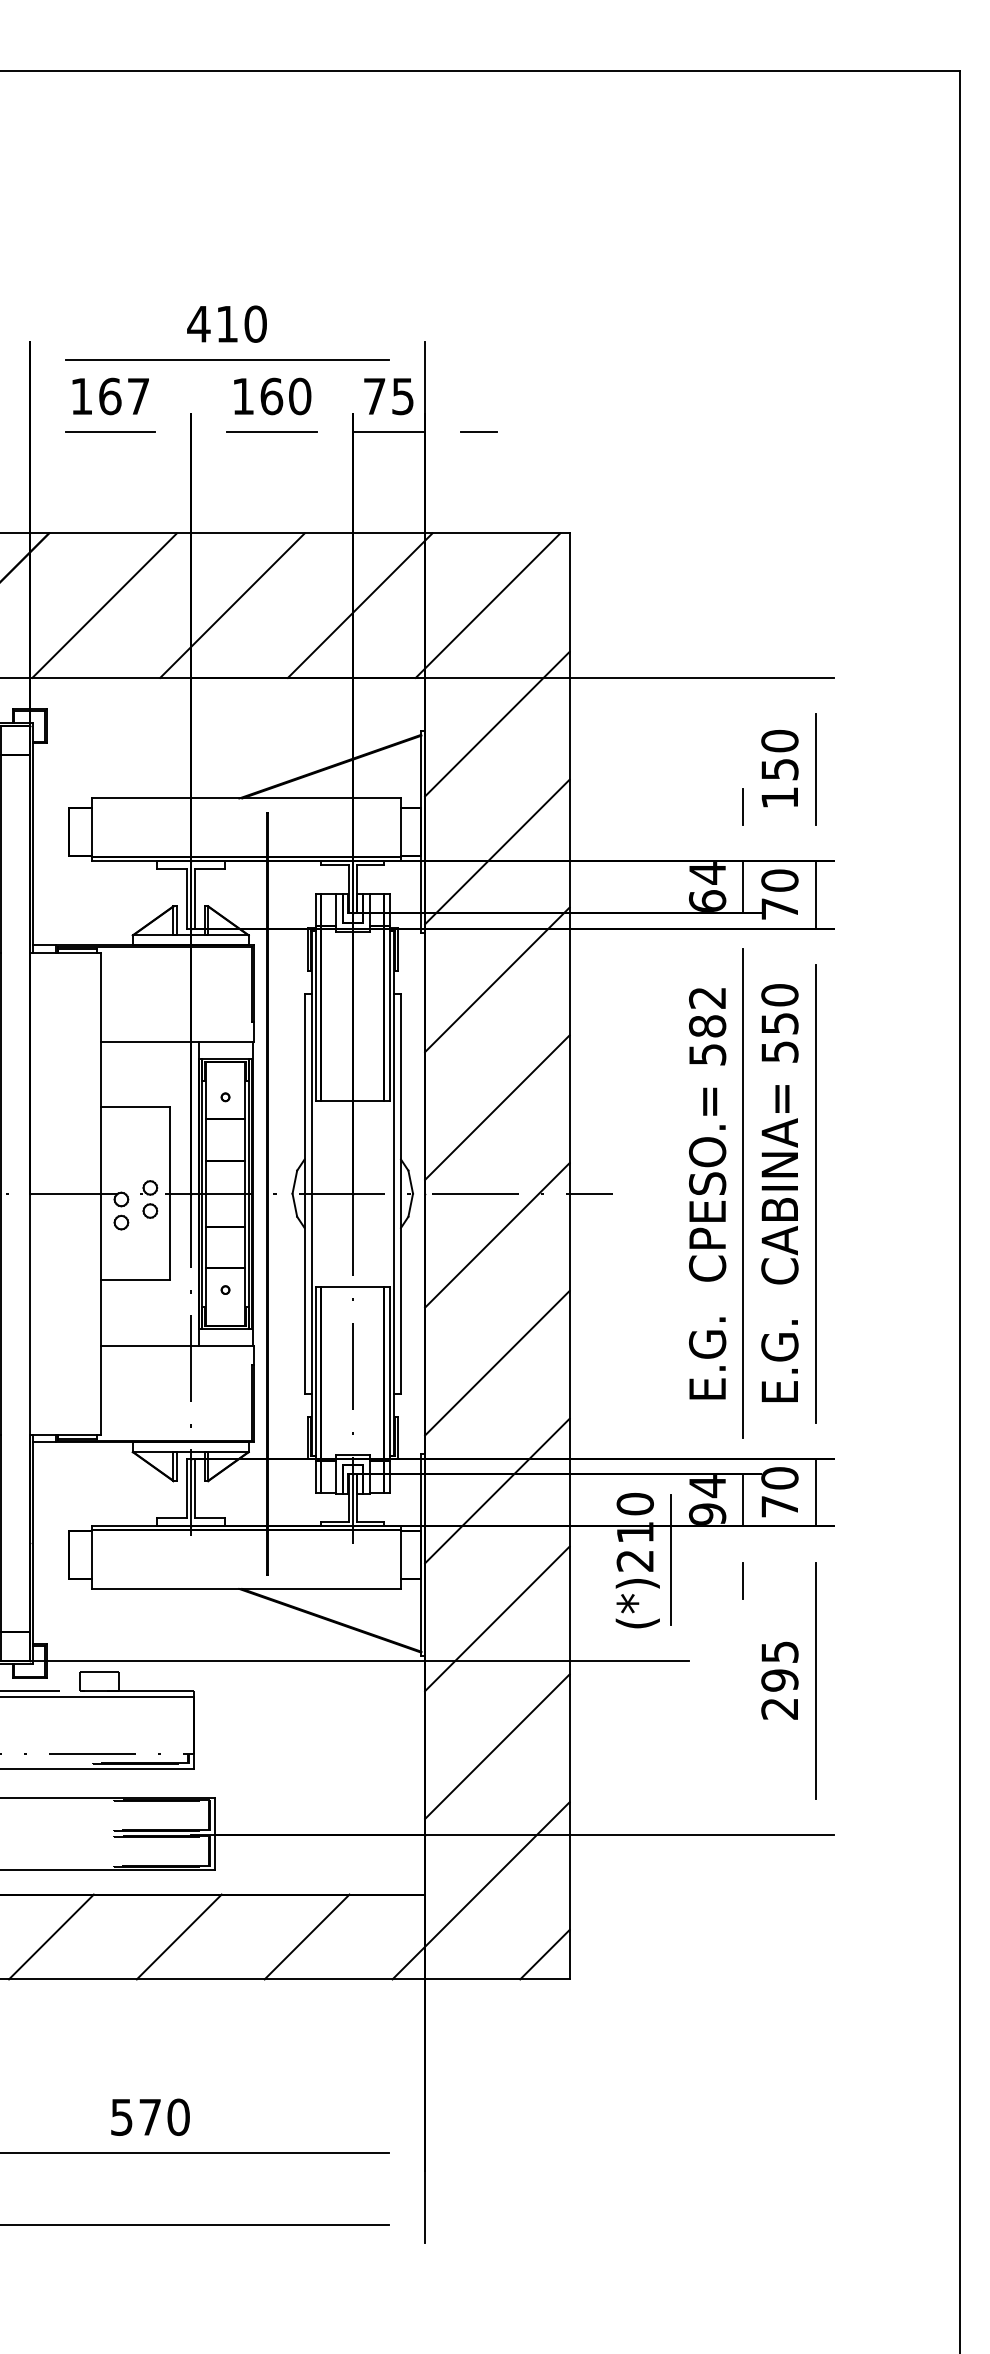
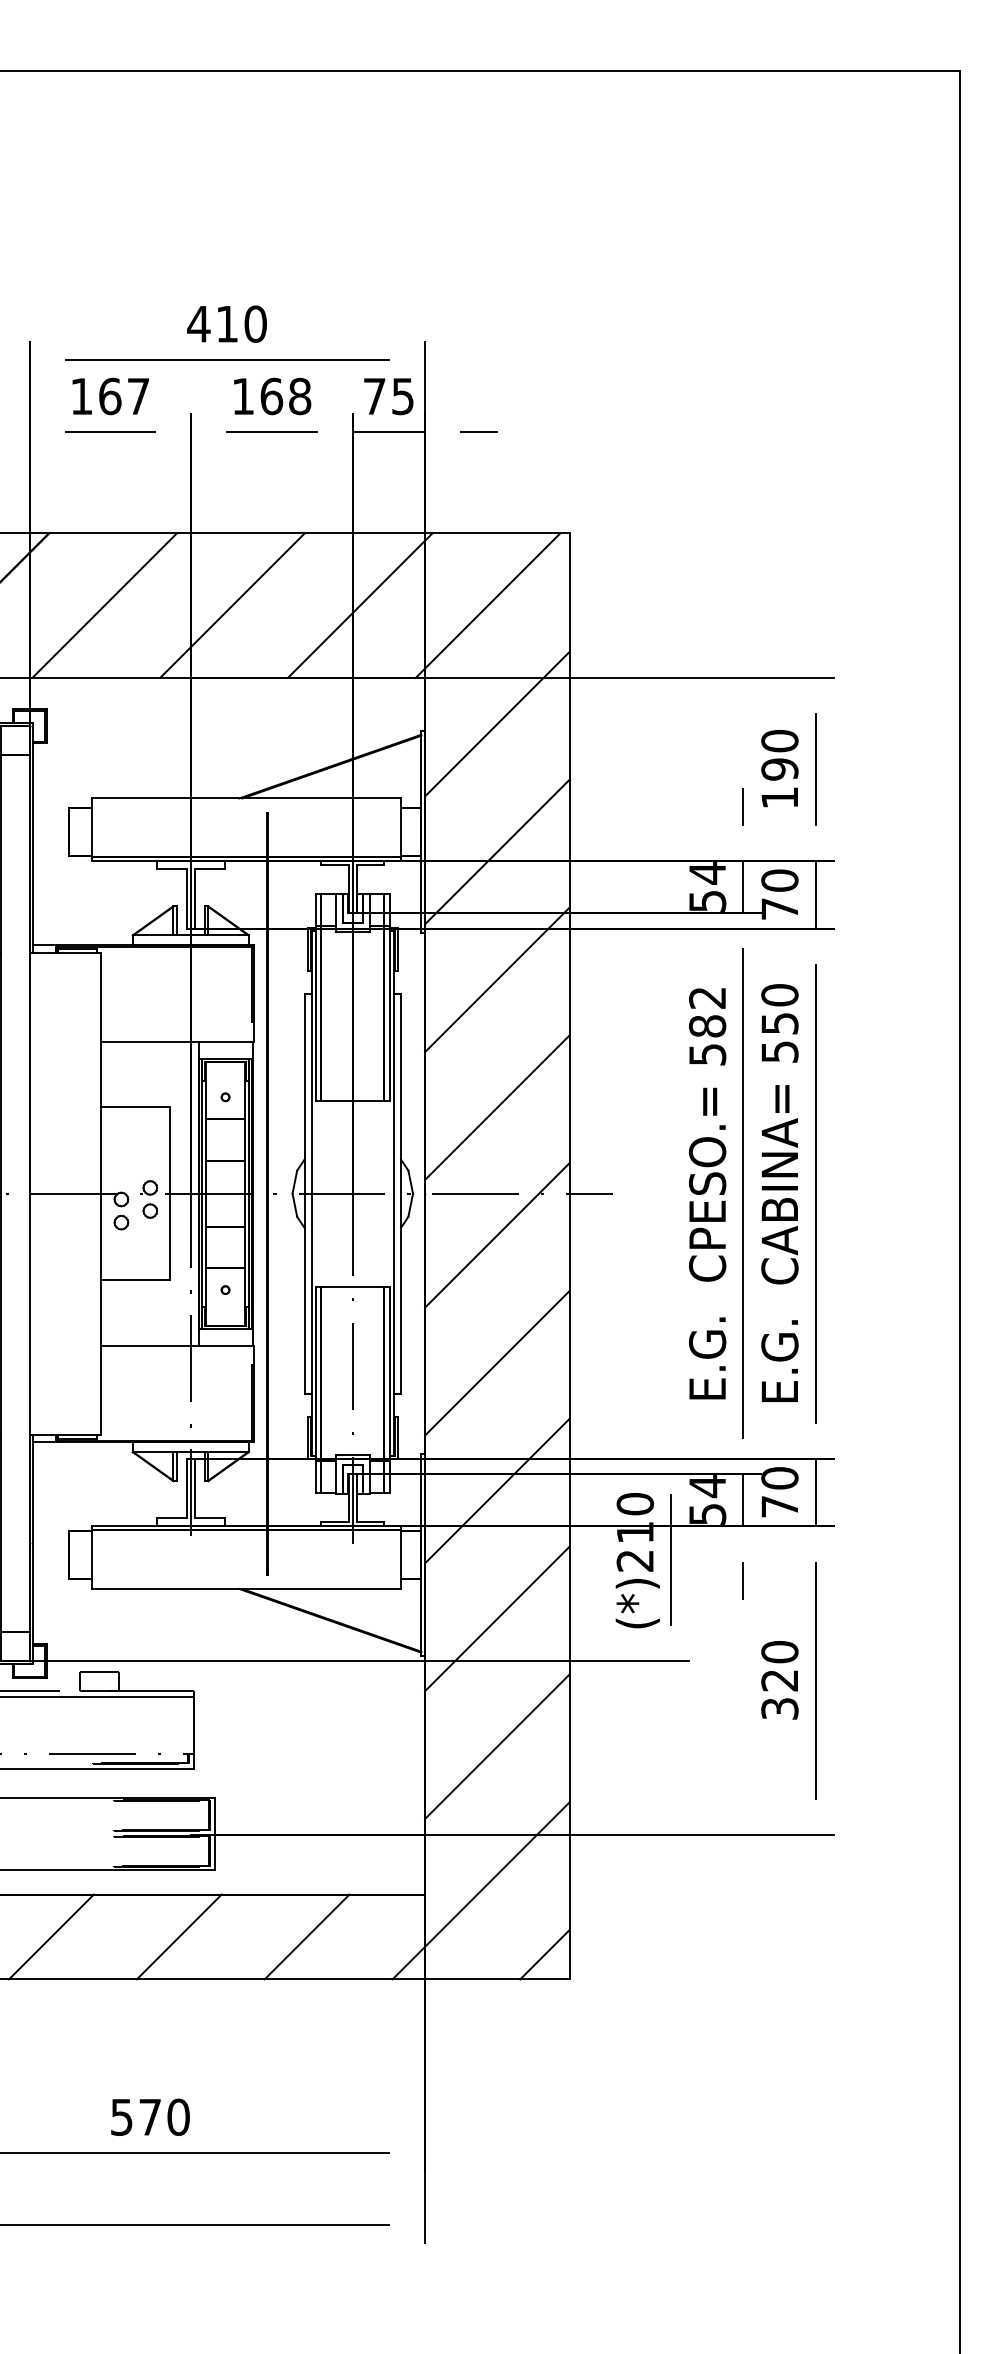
text: 160 -> 168 (300, 396)
text: 150 -> 190 (779, 769)
text: 64 -> 54 (707, 900)
text: 94 -> 54 (707, 1513)
text: 295 -> 320 (779, 1680)
